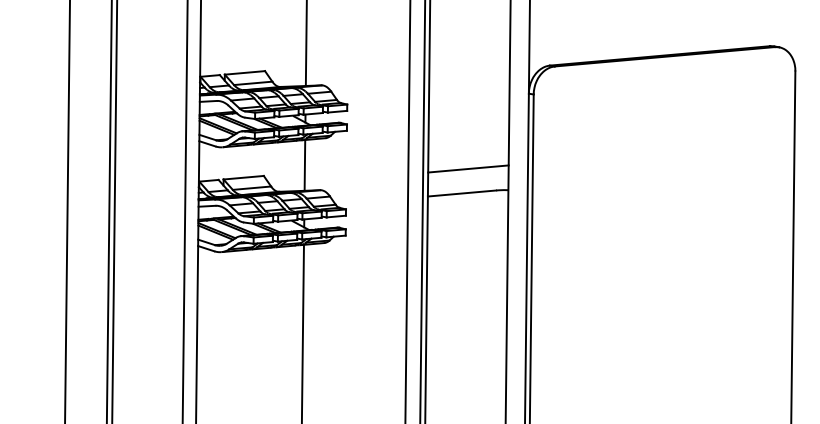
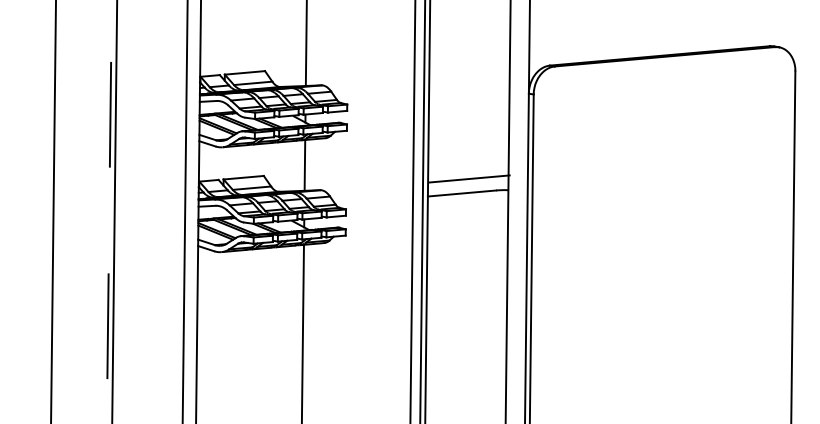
line position: (468, 168) -> (469, 178) (469, 178)
line position: (67, 211) -> (53, 211) (53, 211)
line position: (407, 211) -> (412, 211) (412, 211)
line: solid -> dashed (109, 212)
